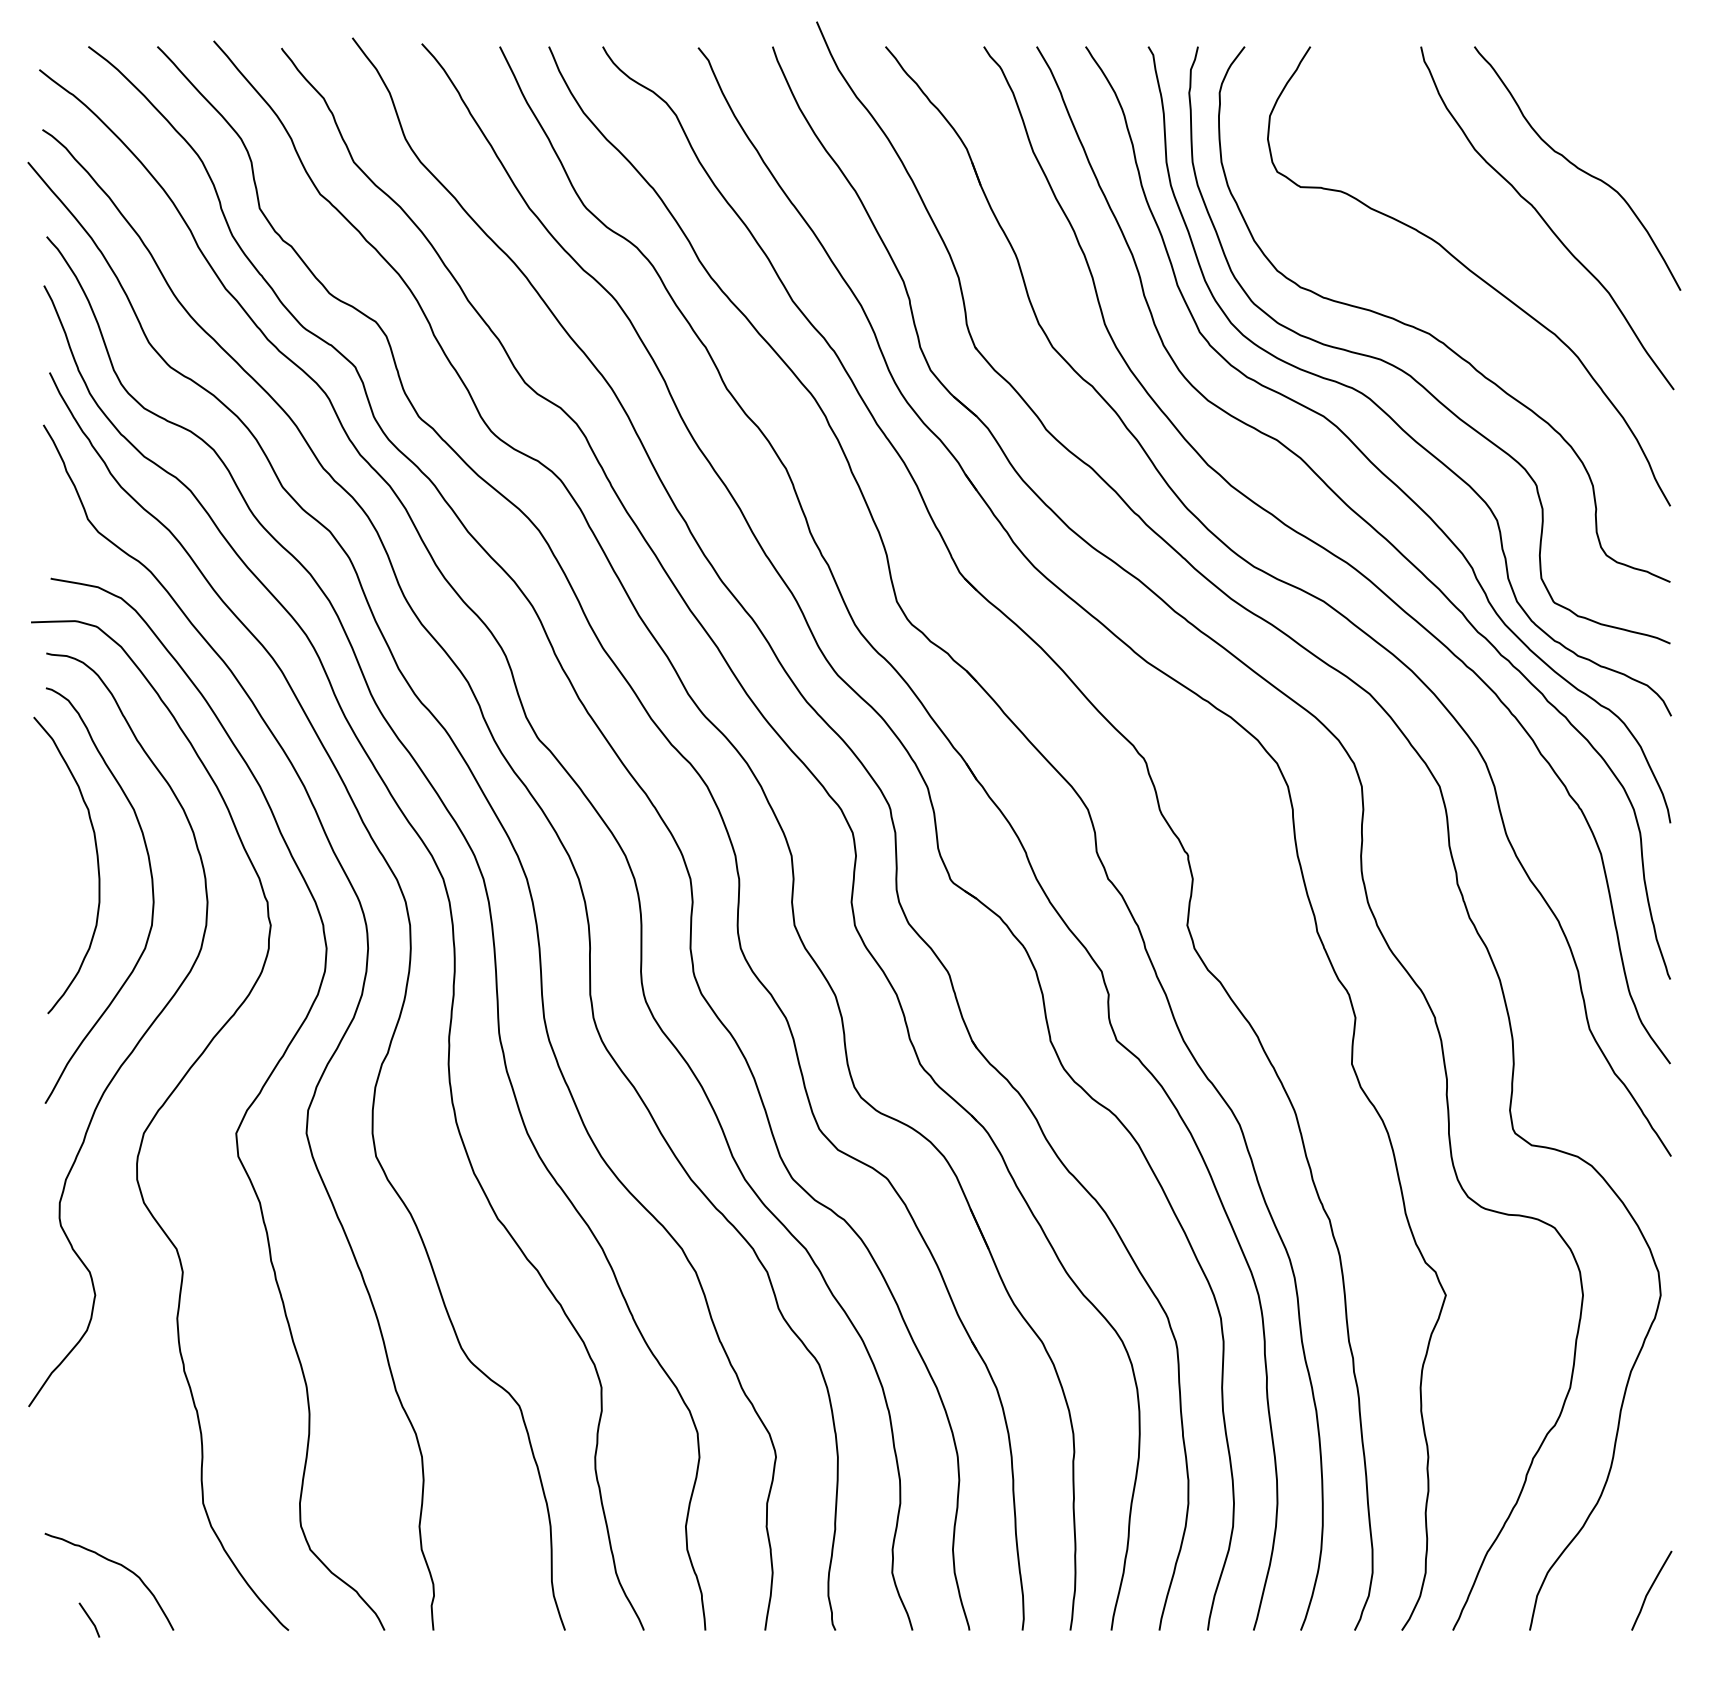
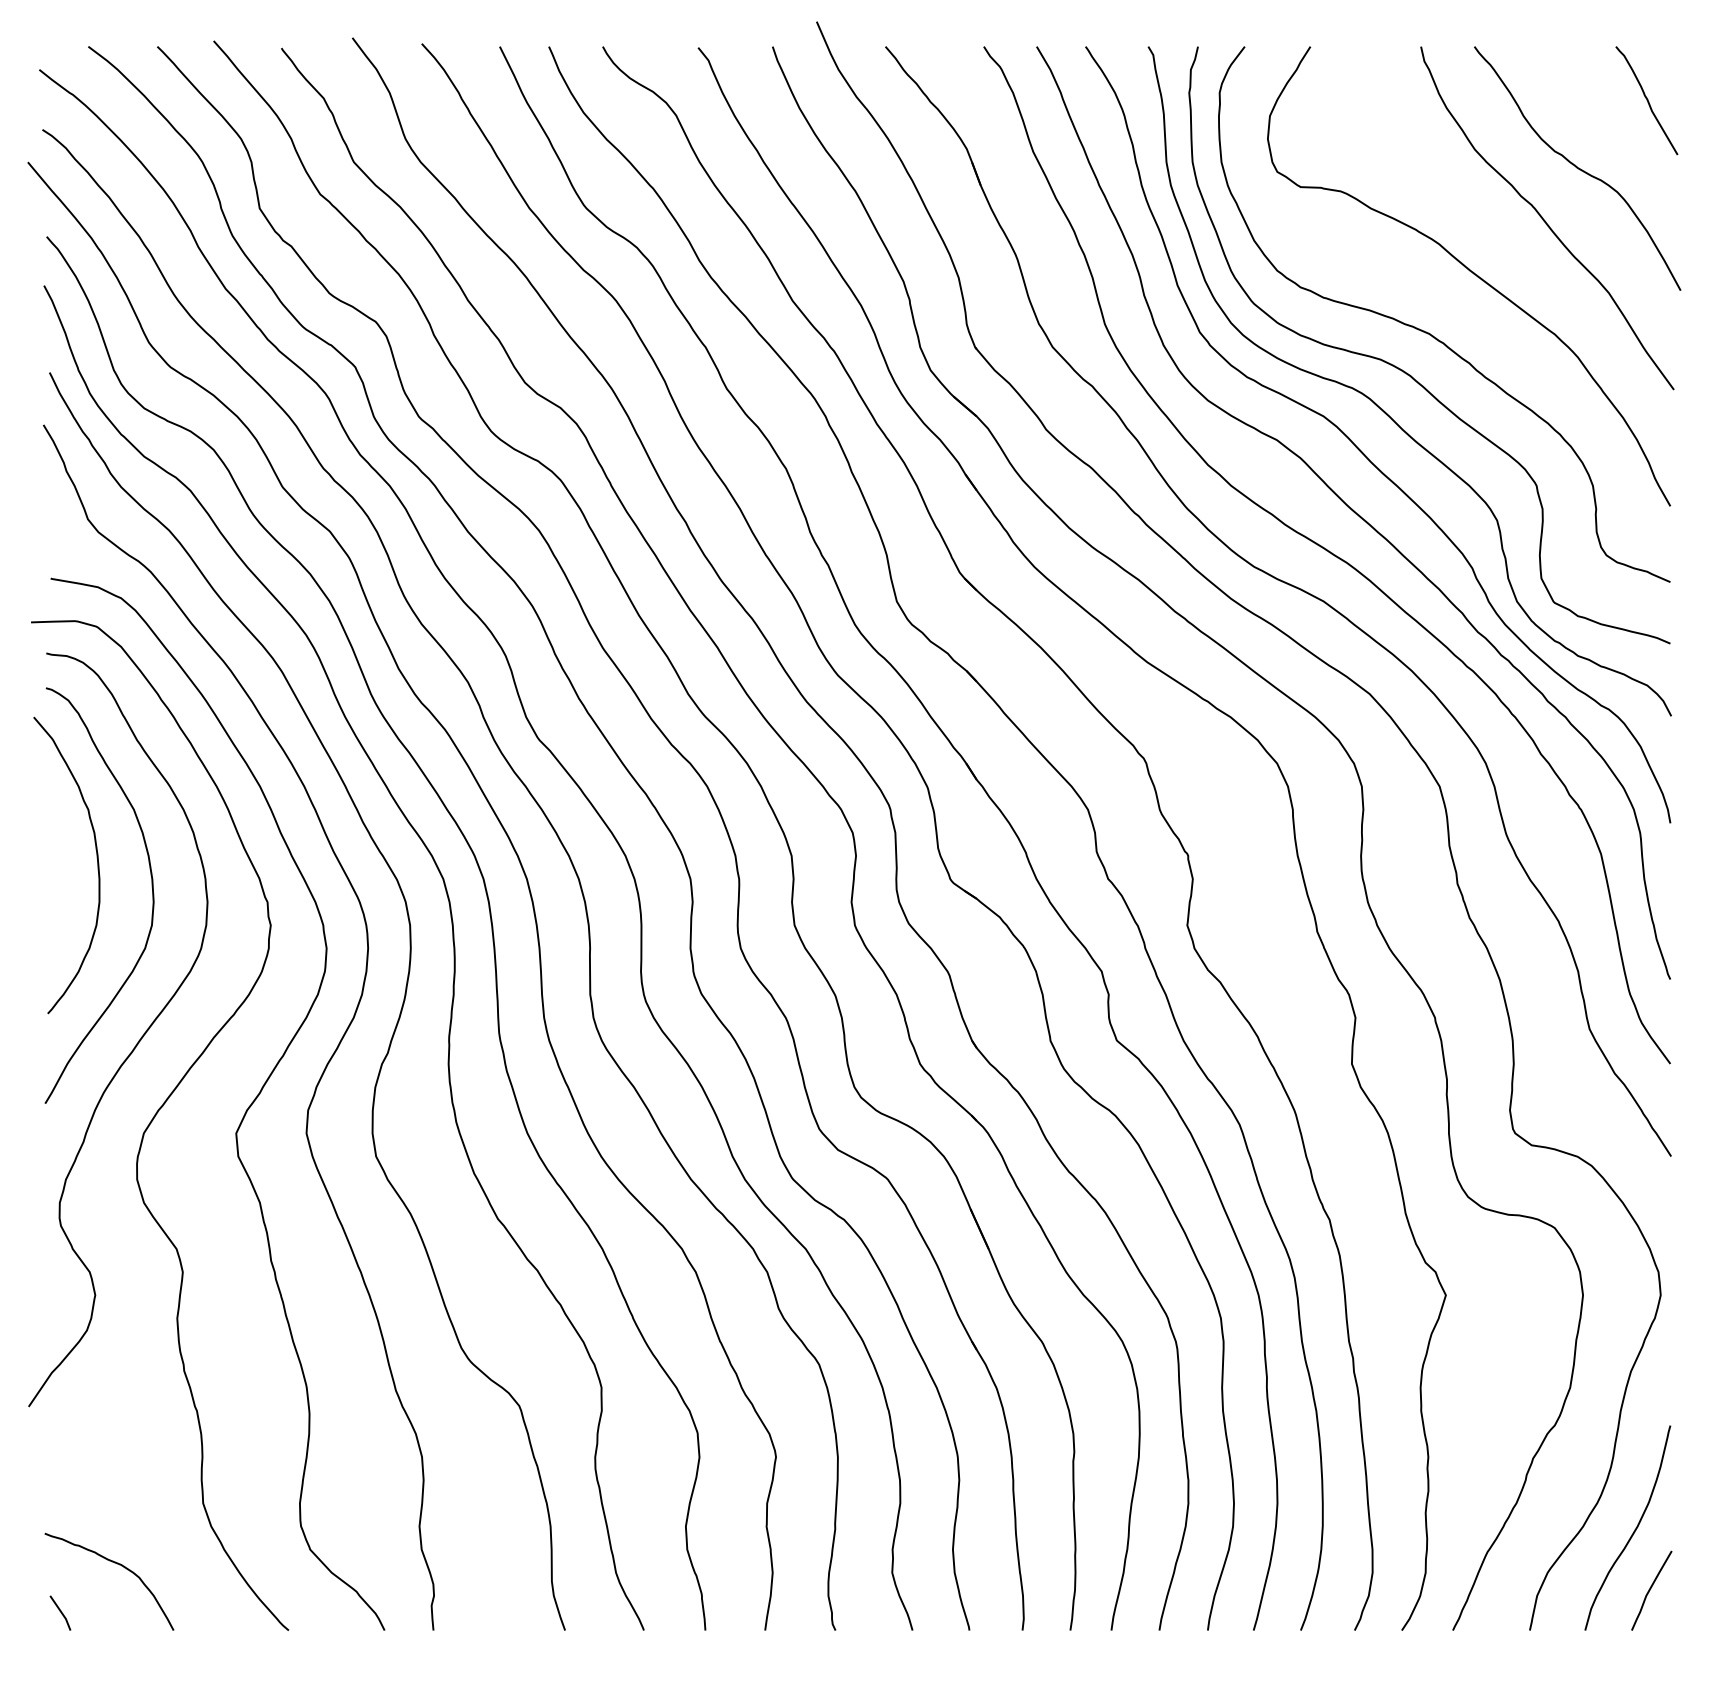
curve: none -> present (1646, 100)
curve: none -> present (1633, 1531)
line position: (89, 1619) -> (60, 1612) (60, 1612)
